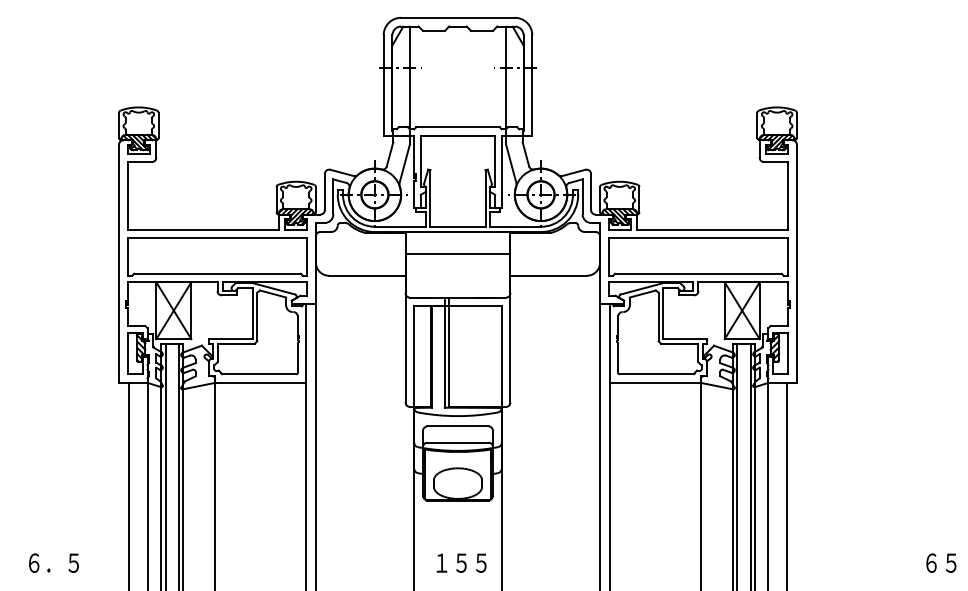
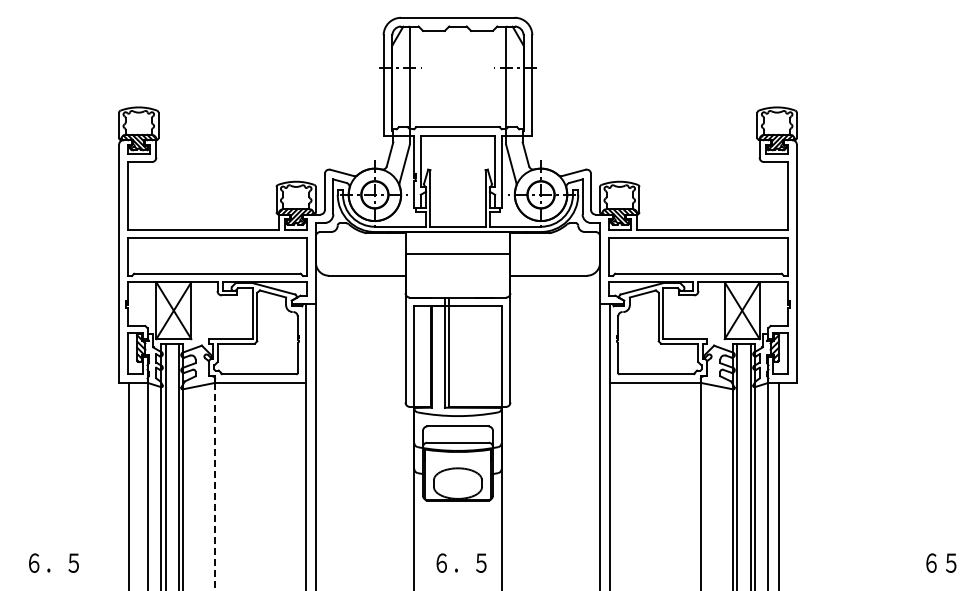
line position: (787, 484) -> (779, 484) (779, 484)
line: solid -> dashed (215, 486)
text: １５５ -> ６．５ (451, 562)
